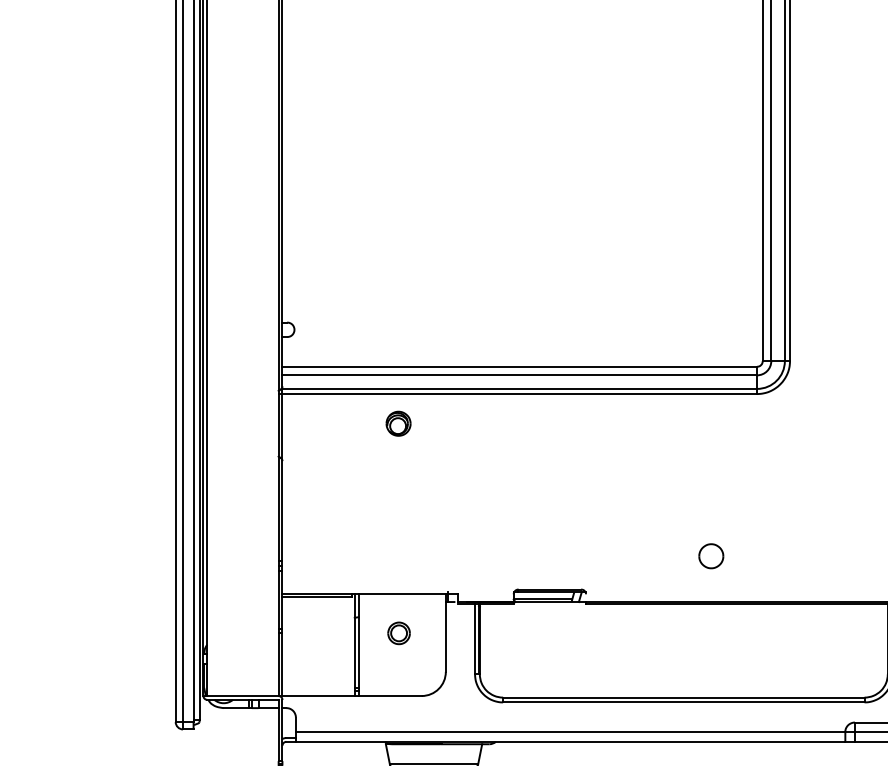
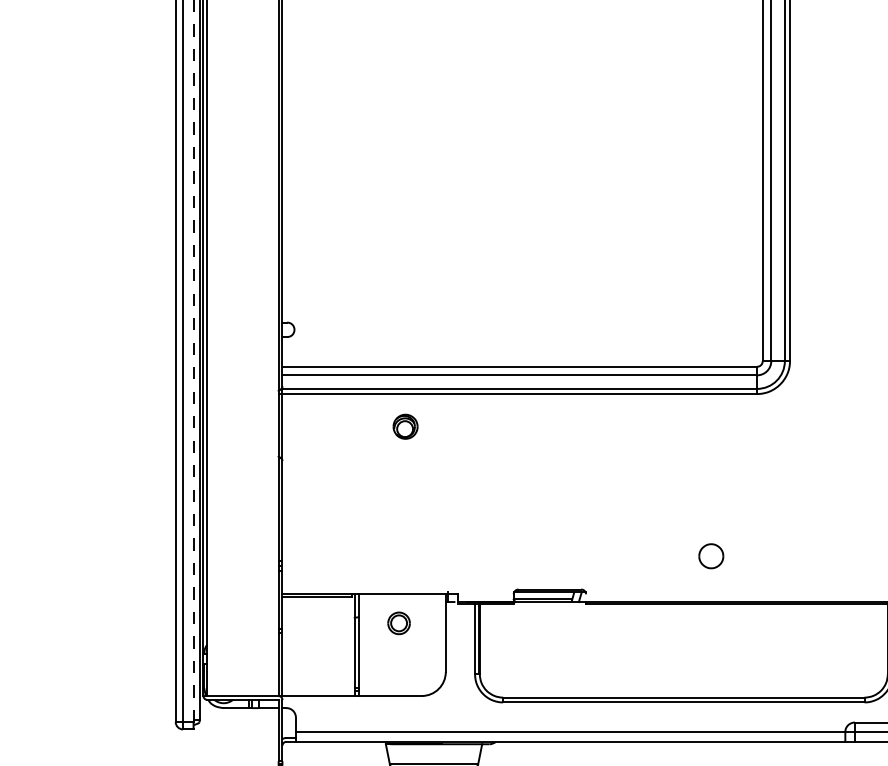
line: solid -> dashed (193, 361)
part position: (398, 423) -> (405, 426) (405, 426)
part position: (398, 633) -> (398, 623) (398, 623)
